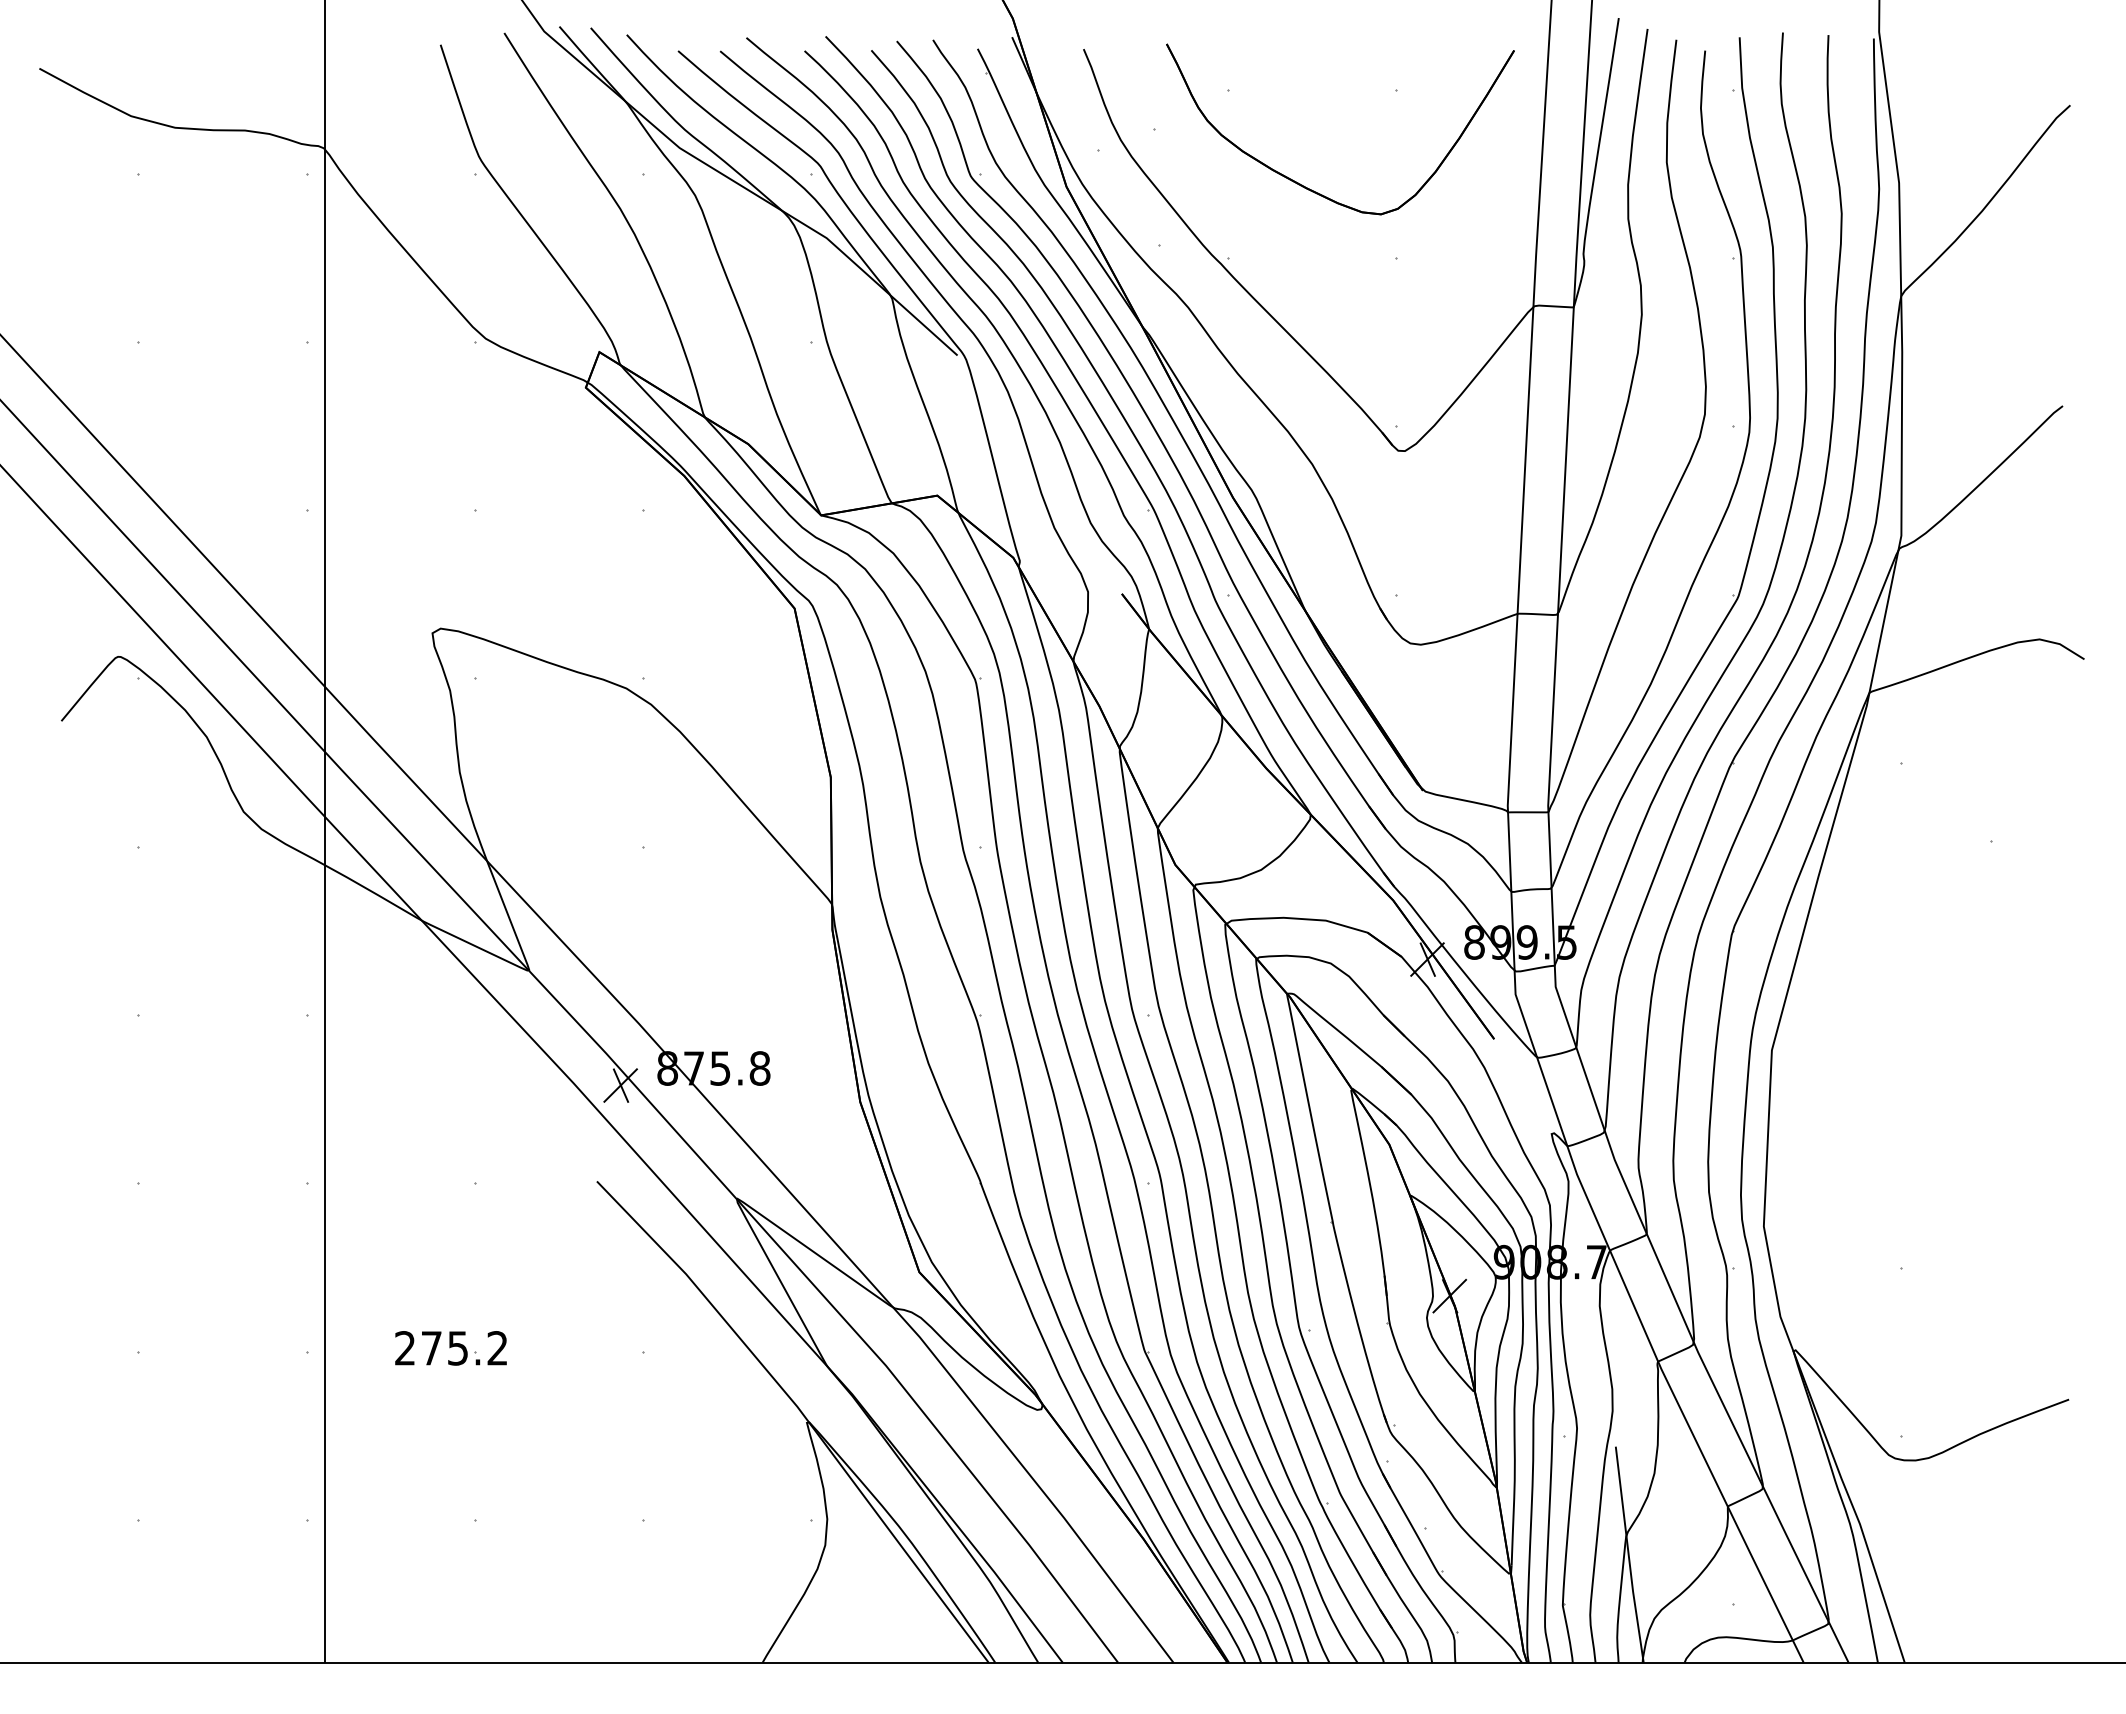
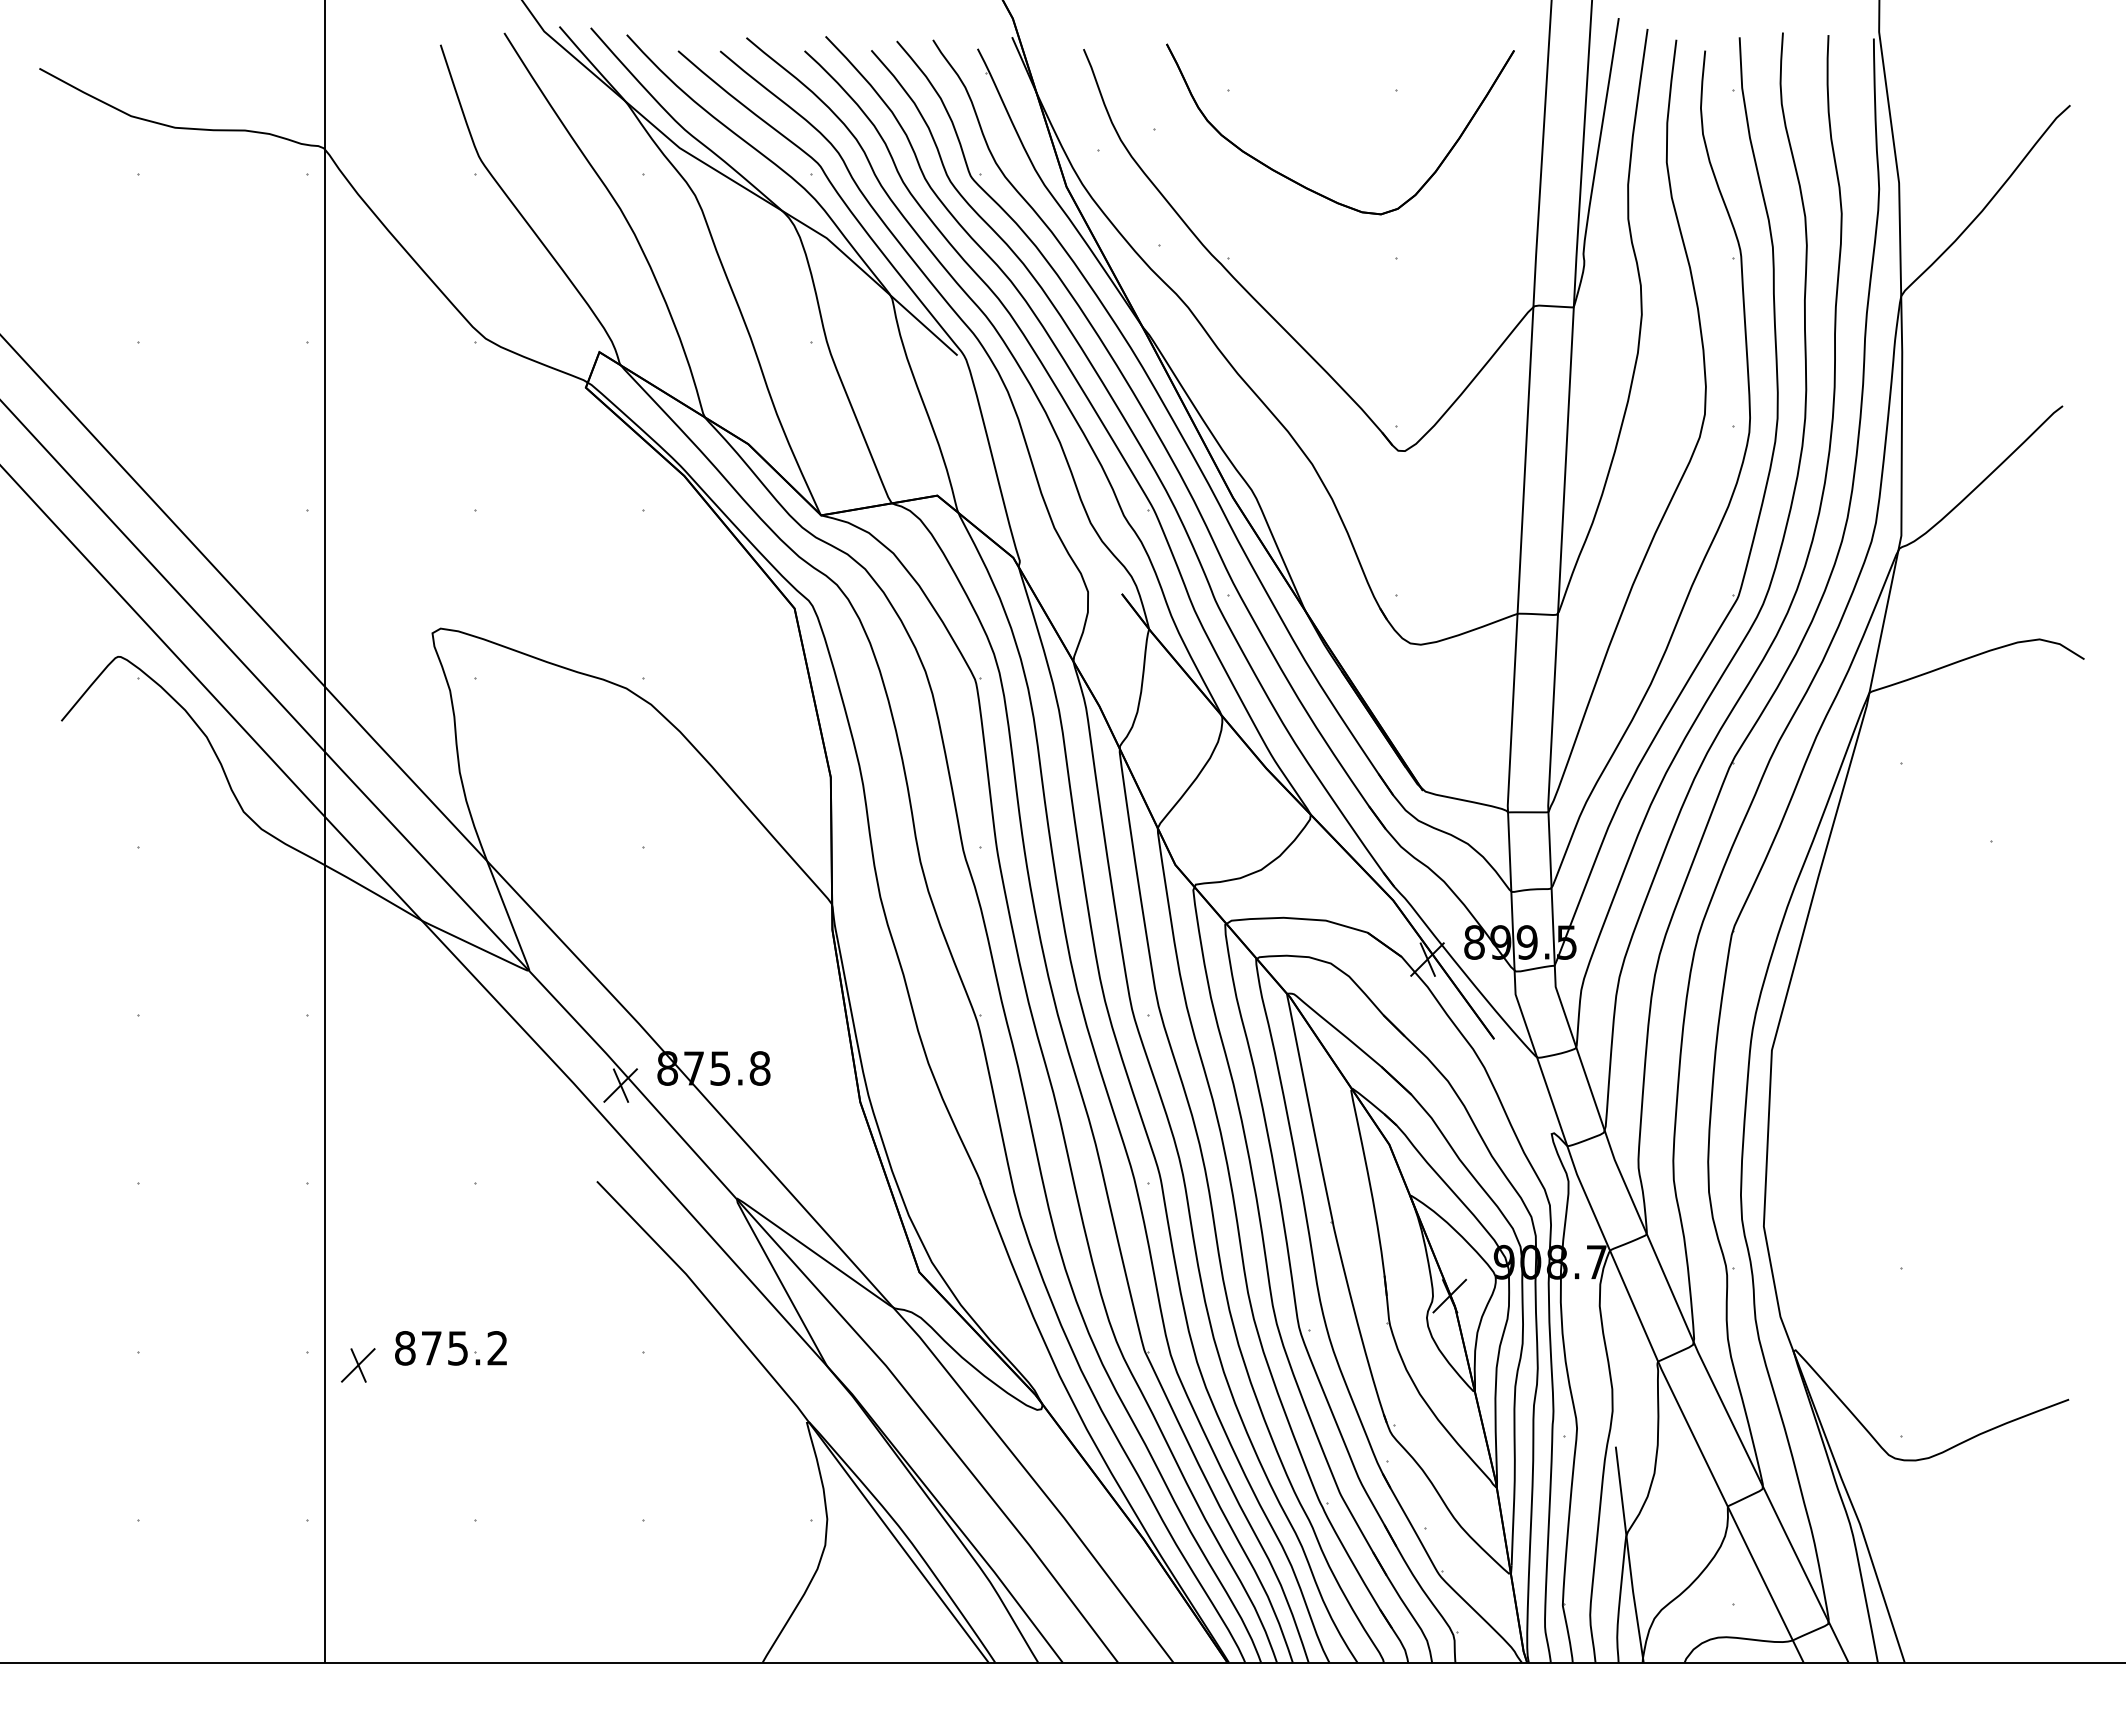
text: 275.2 -> 875.2 (405, 1348)
part: none -> present (358, 1365)
